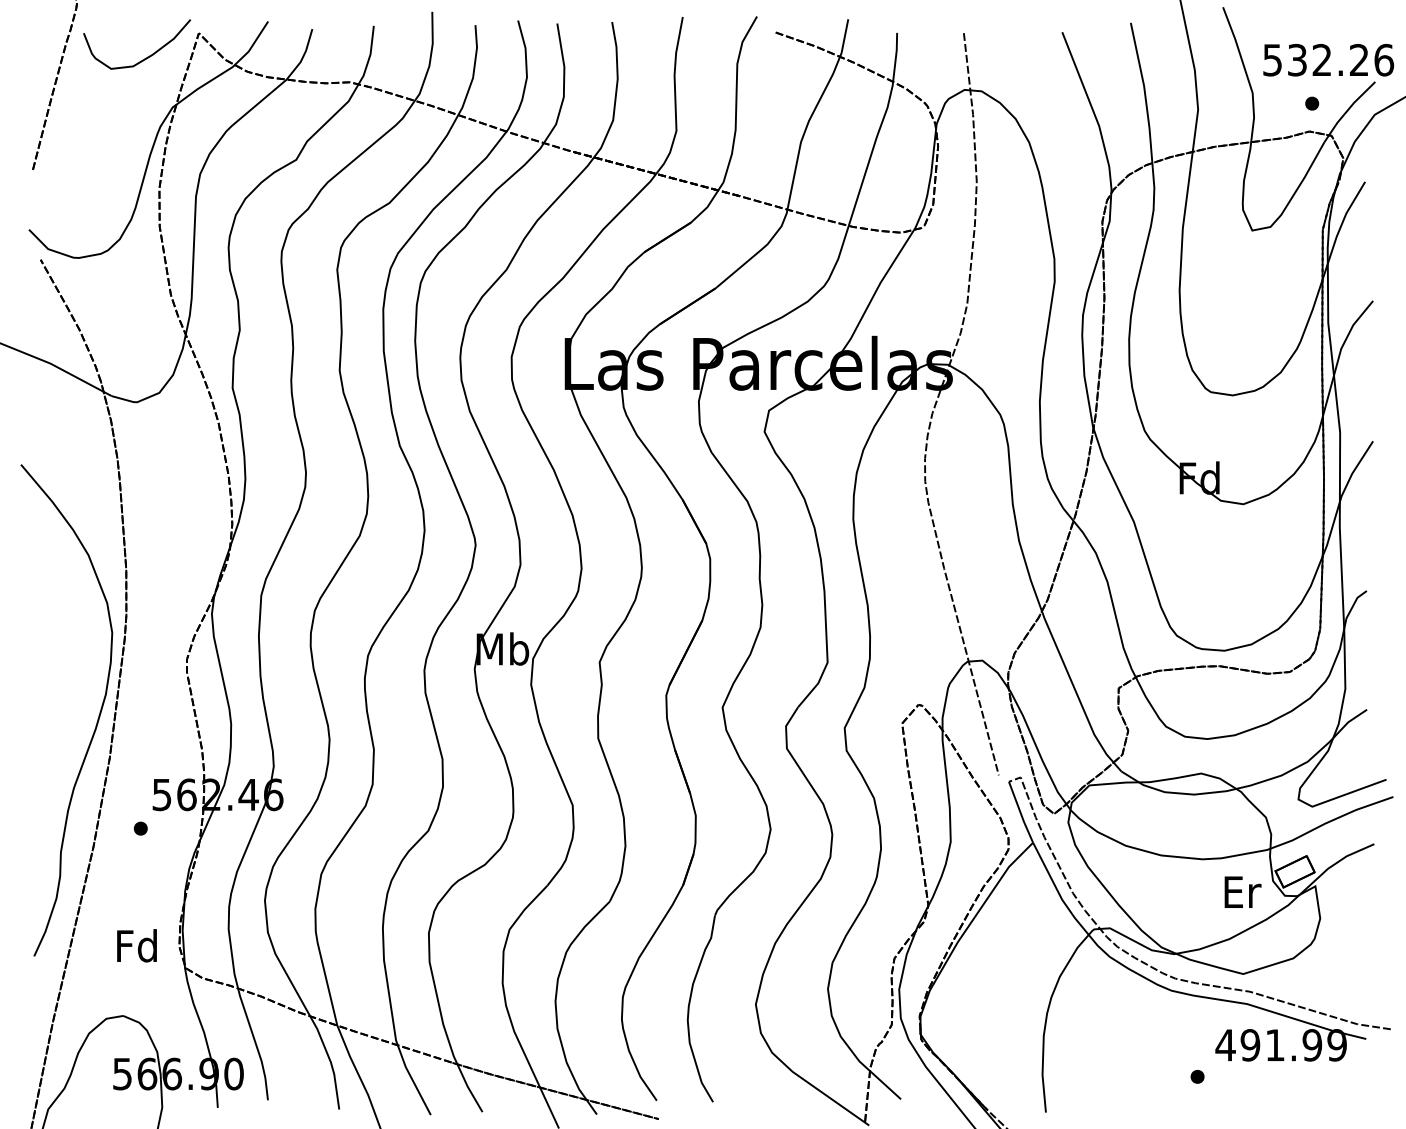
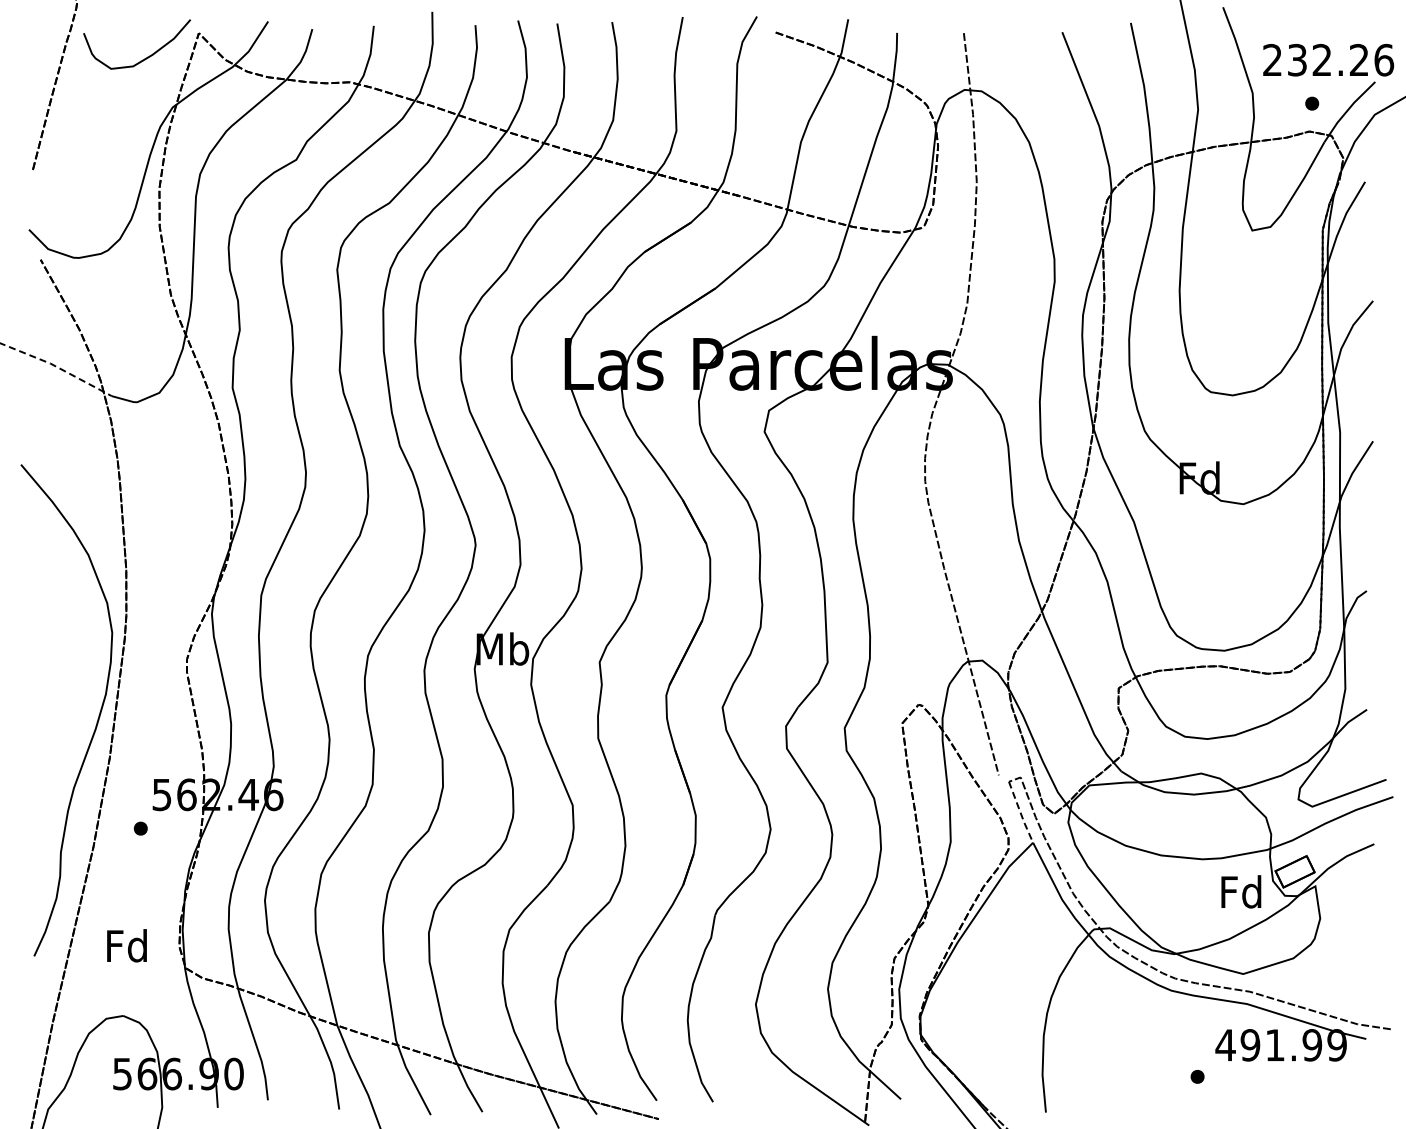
text: 532.26 -> 232.26 (1272, 59)
line: solid -> dashed (57, 367)
line: solid -> dashed (1020, 813)
text: Er -> Fd (1241, 891)
text position: (136, 945) -> (126, 945) (126, 945)
